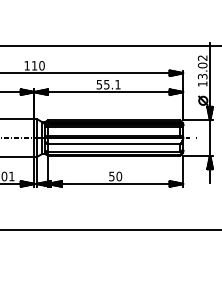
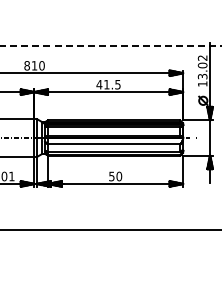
line: solid -> dashed (110, 45)
text: 110 -> 810 (26, 65)
text: 55.1 -> 41.5 (108, 84)
